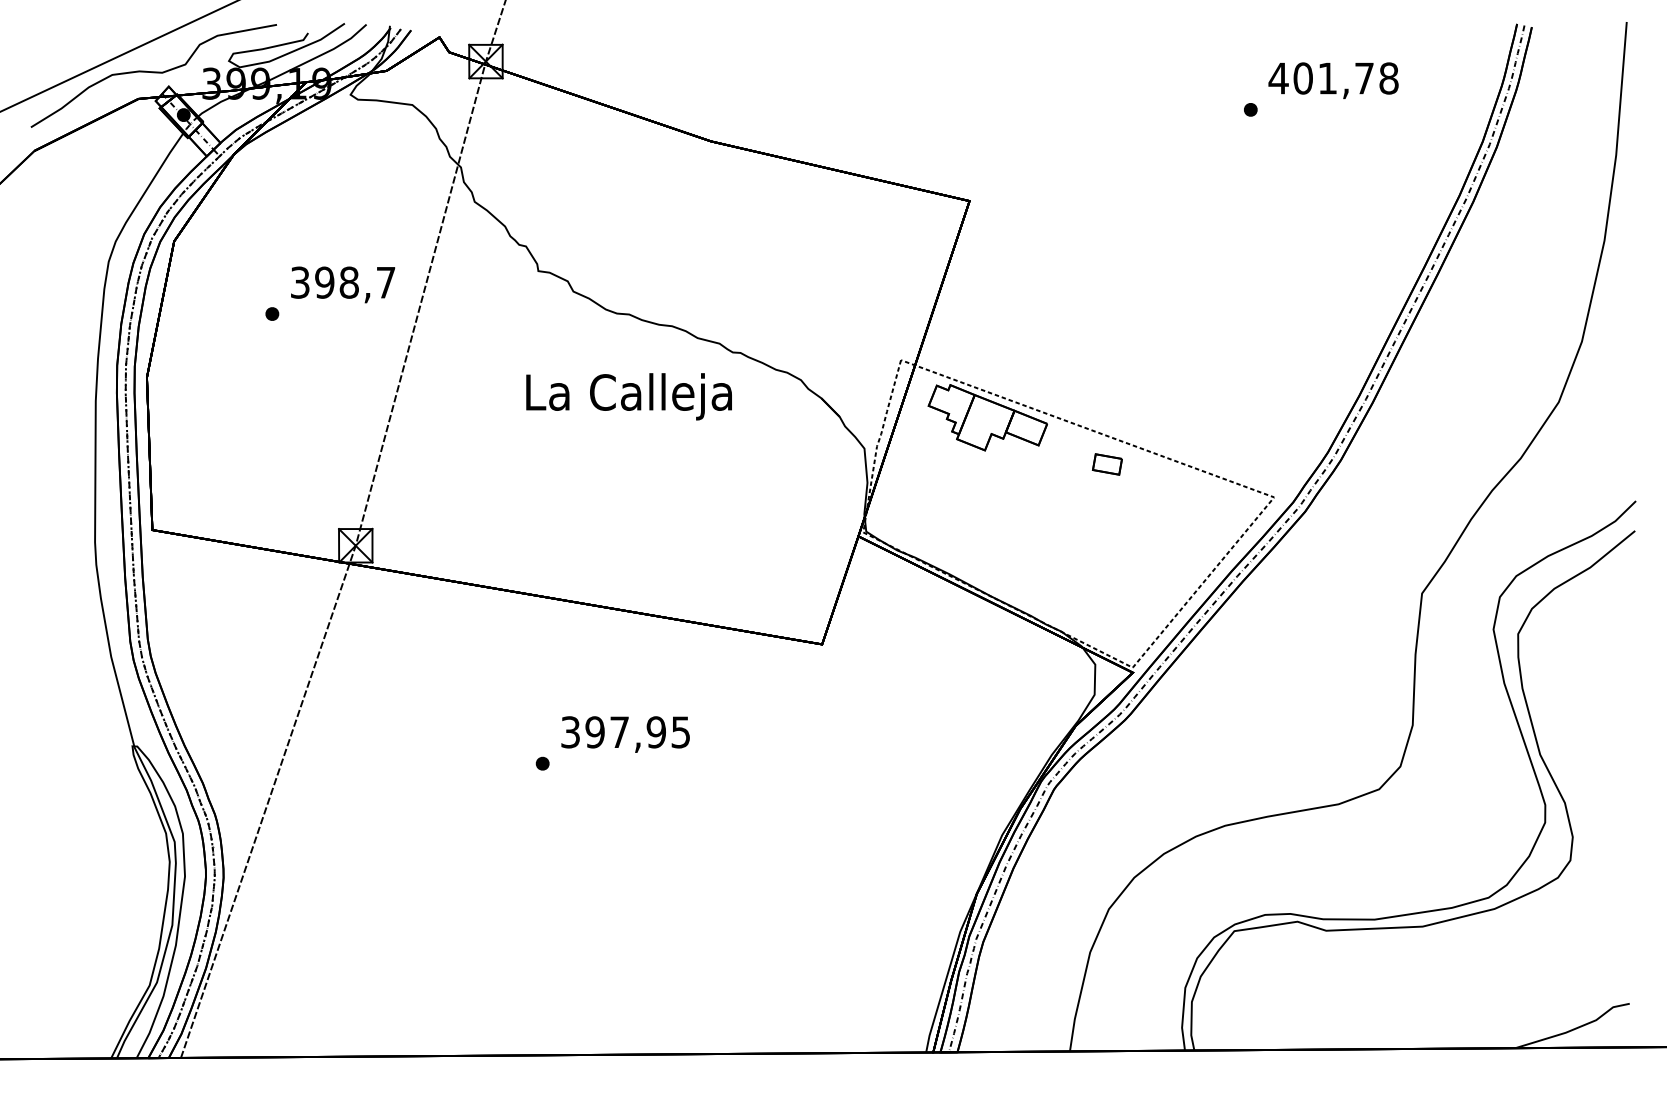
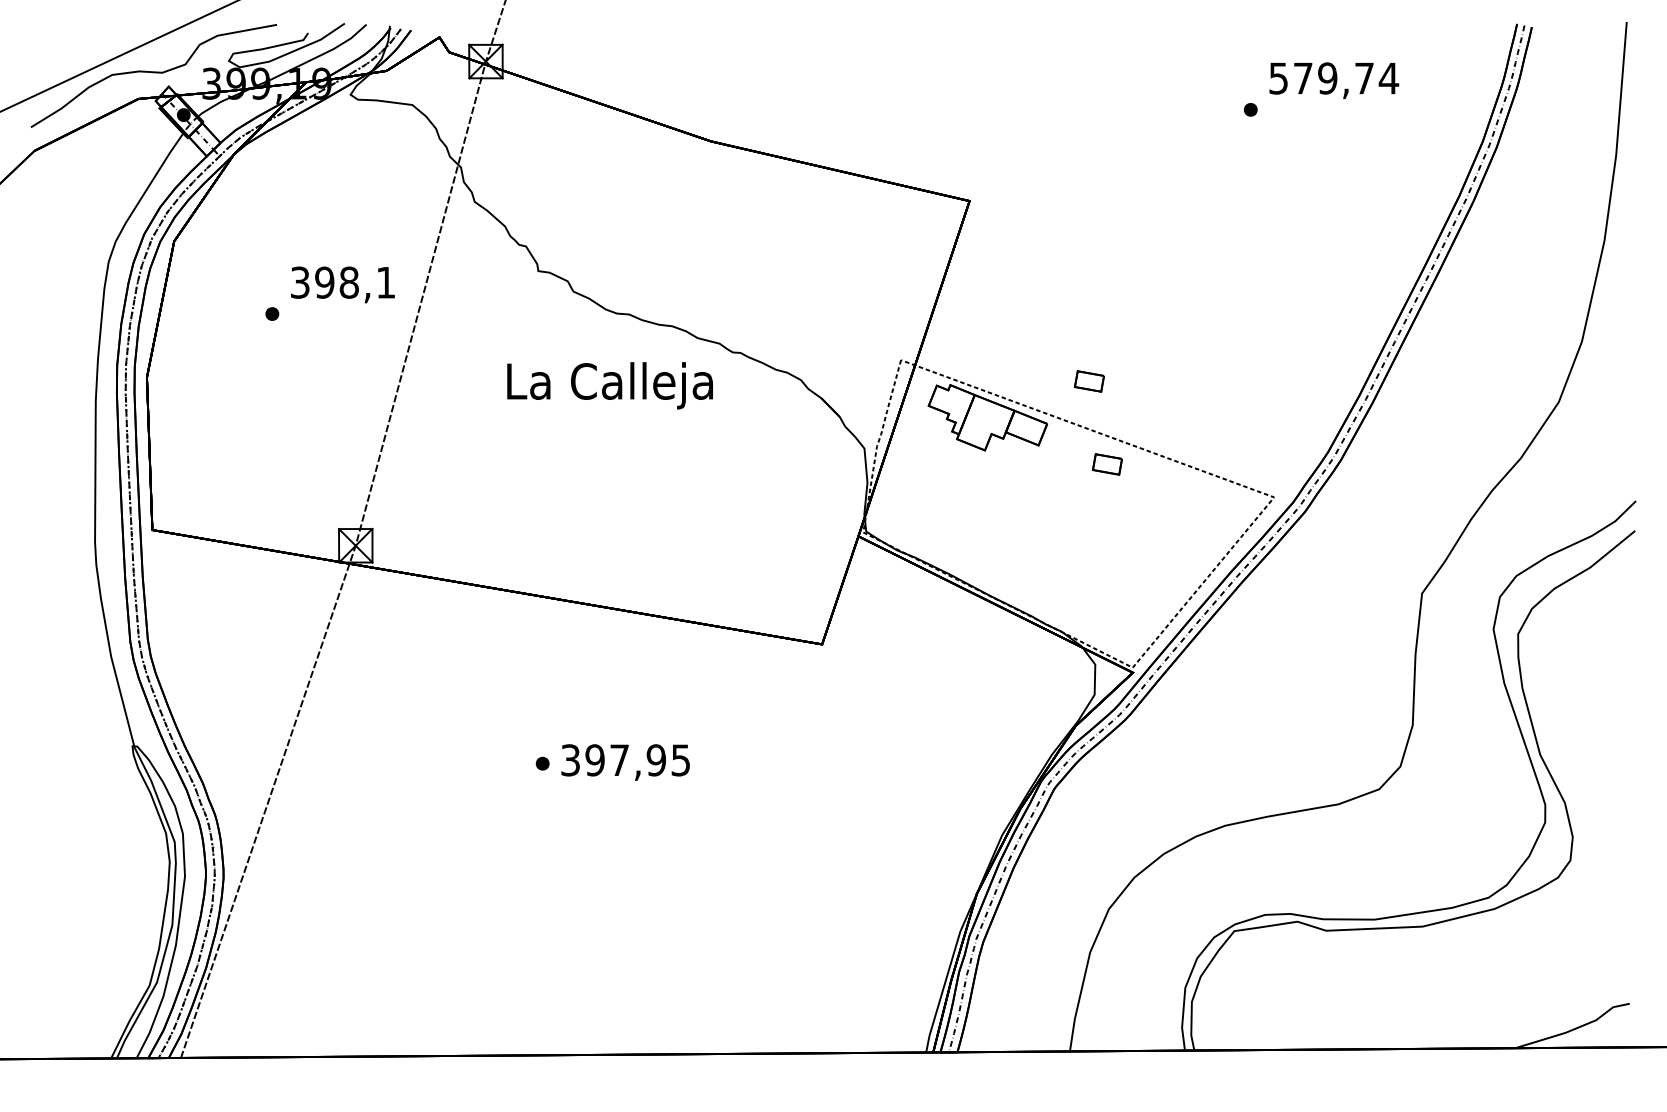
text: 401,78 -> 579,74 (1333, 78)
text: 398,7 -> 398,1 (386, 282)
part: none -> present (1089, 381)
text position: (628, 396) -> (609, 385) (609, 385)
text position: (625, 734) -> (625, 762) (625, 762)
